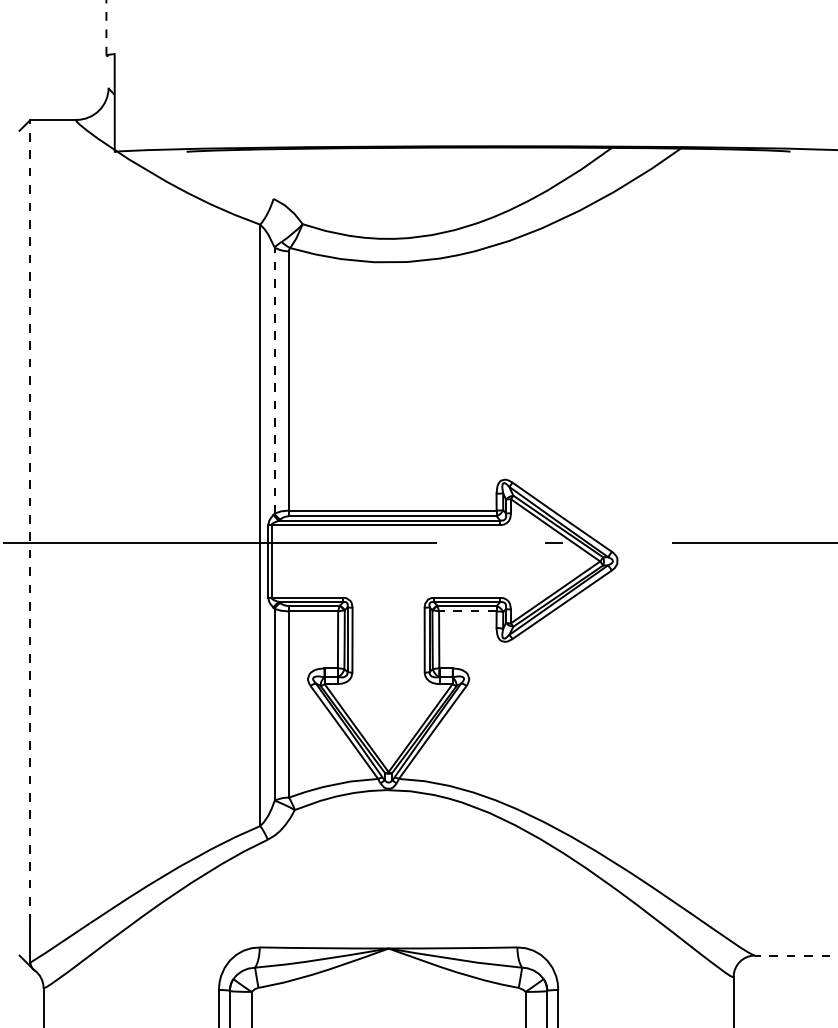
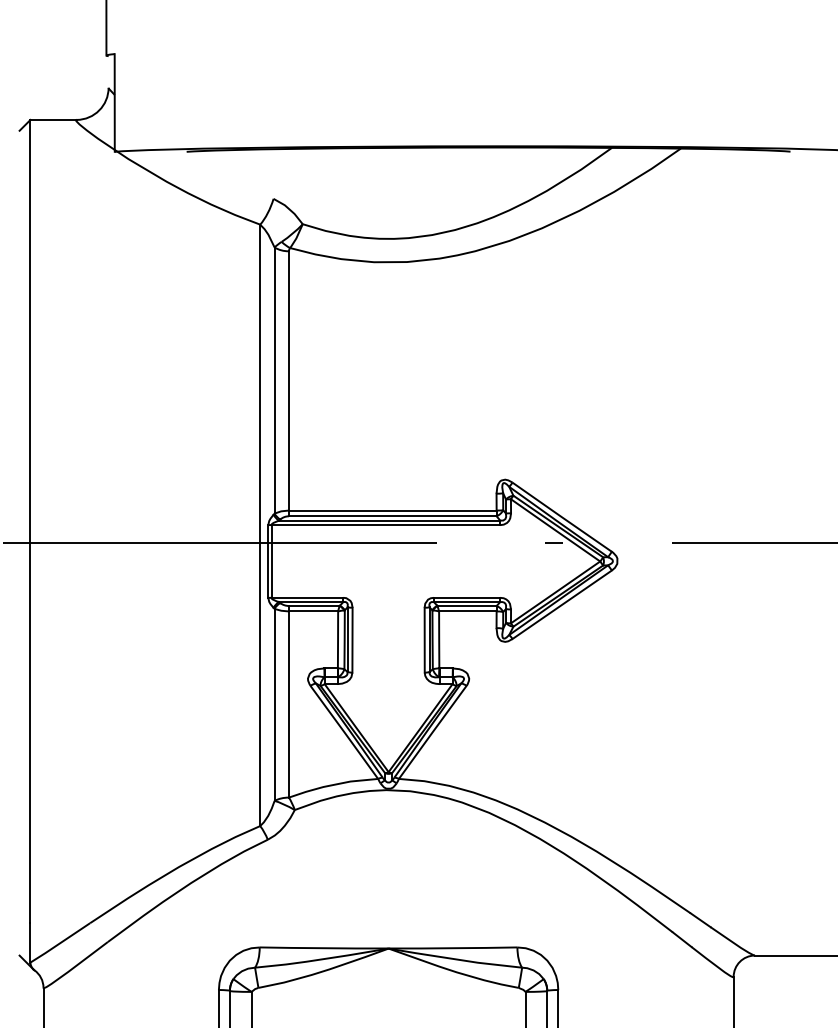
line: dashed -> solid (106, 27)
line: dashed -> solid (274, 380)
line: dashed -> solid (30, 521)
line: dashed -> solid (467, 611)
line: dashed -> solid (795, 955)
